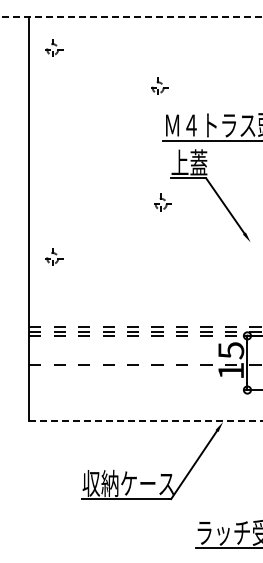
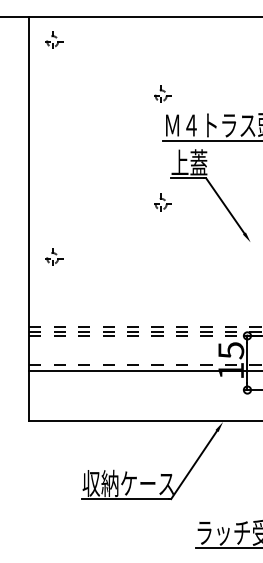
line: dashed -> solid (131, 16)
part position: (54, 47) -> (54, 39) (54, 39)
part position: (159, 85) -> (162, 93) (162, 93)
line: none -> present (143, 370)
line: dashed -> solid (146, 421)
